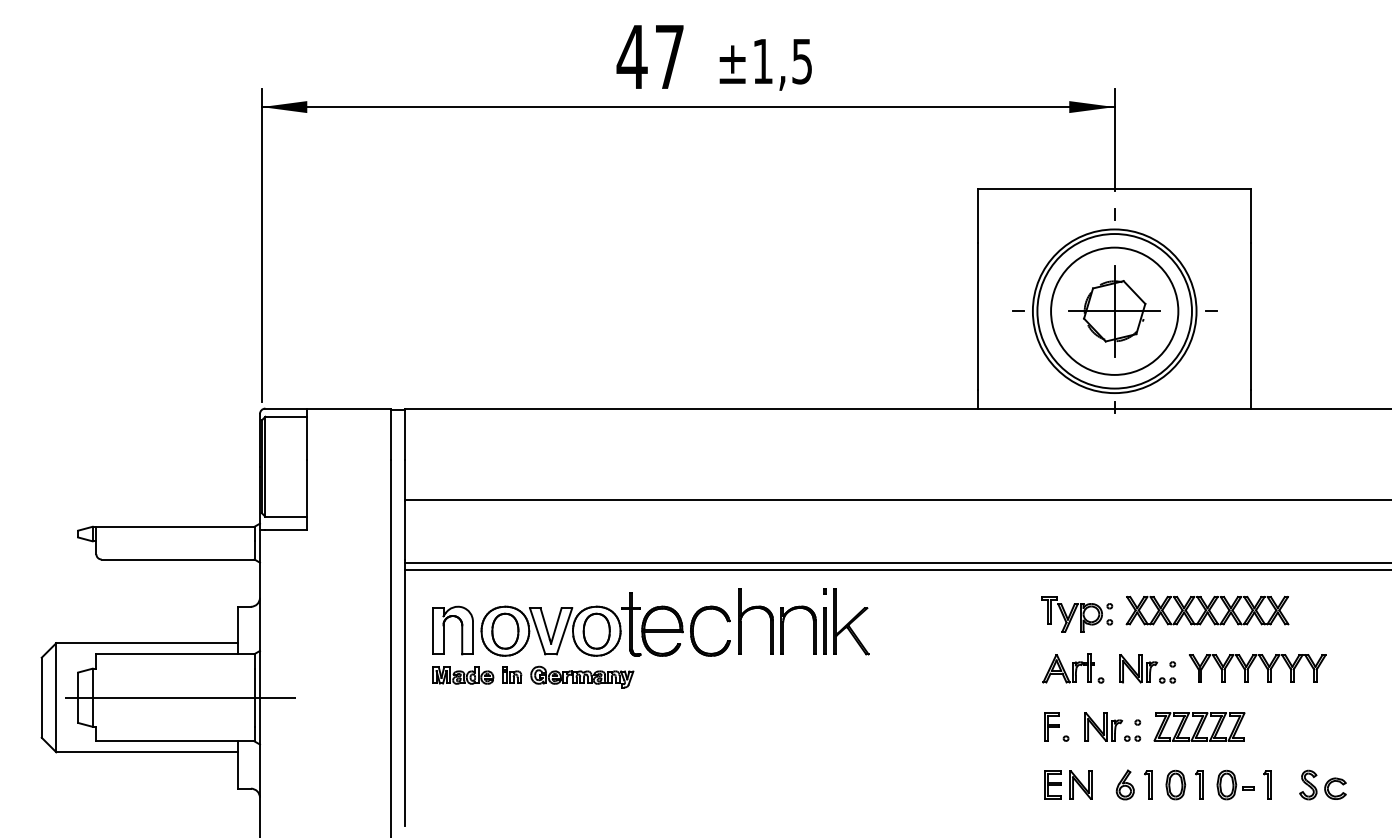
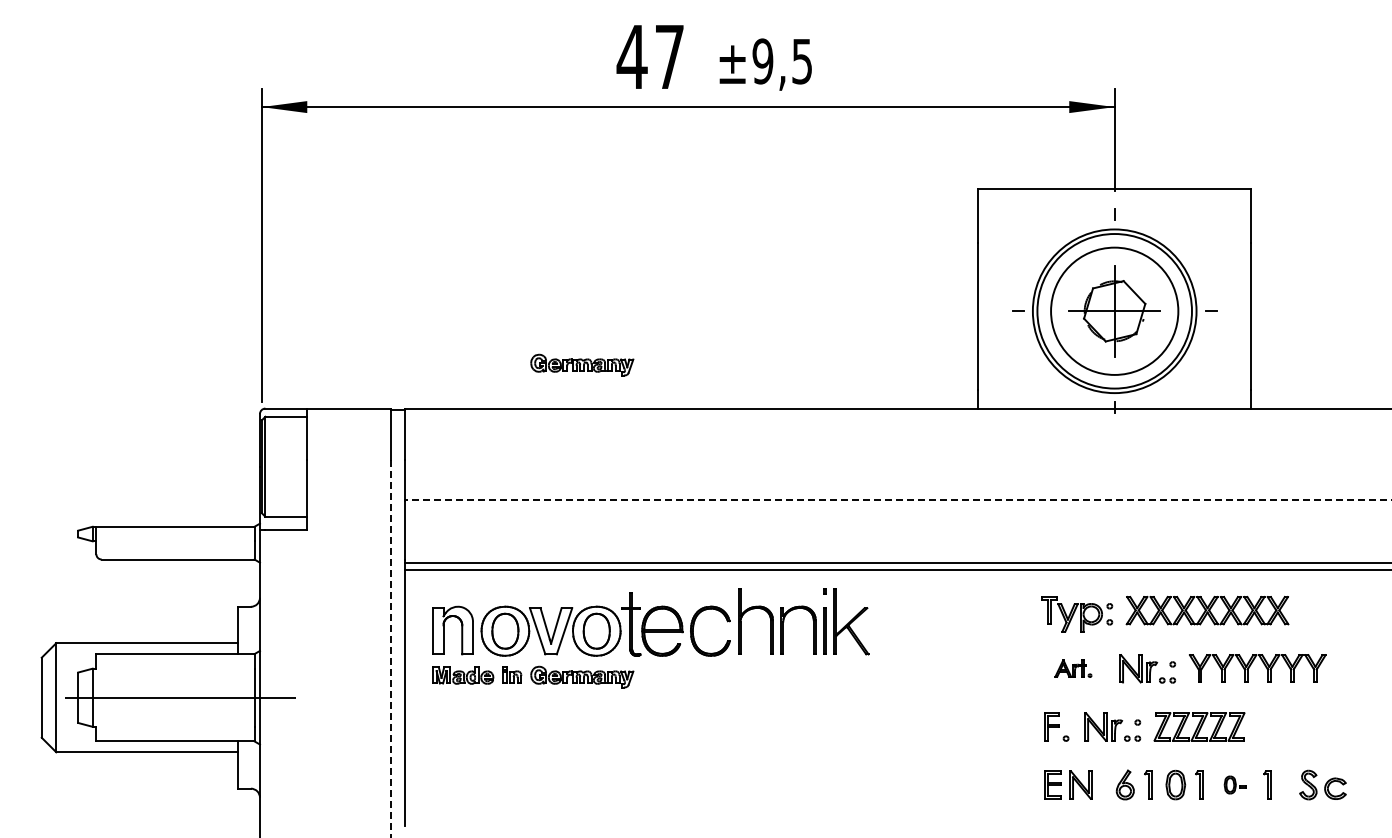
text: ±1,5 -> ±9,5 (762, 61)
part: none -> present (582, 364)
line: solid -> dashed (898, 499)
line: solid -> dashed (390, 648)
part size: 63x31 px -> 39x19 px (1073, 668)
part size: 39x32 px -> 24x20 px (1234, 784)
